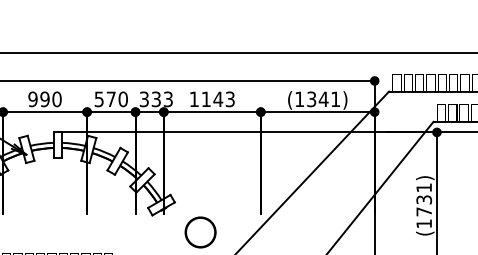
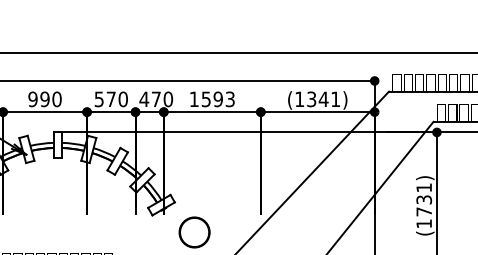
text: 333 -> 470 (156, 99)
text: 1143 -> 1593 (212, 99)
circle position: (200, 232) -> (194, 232) (194, 232)
